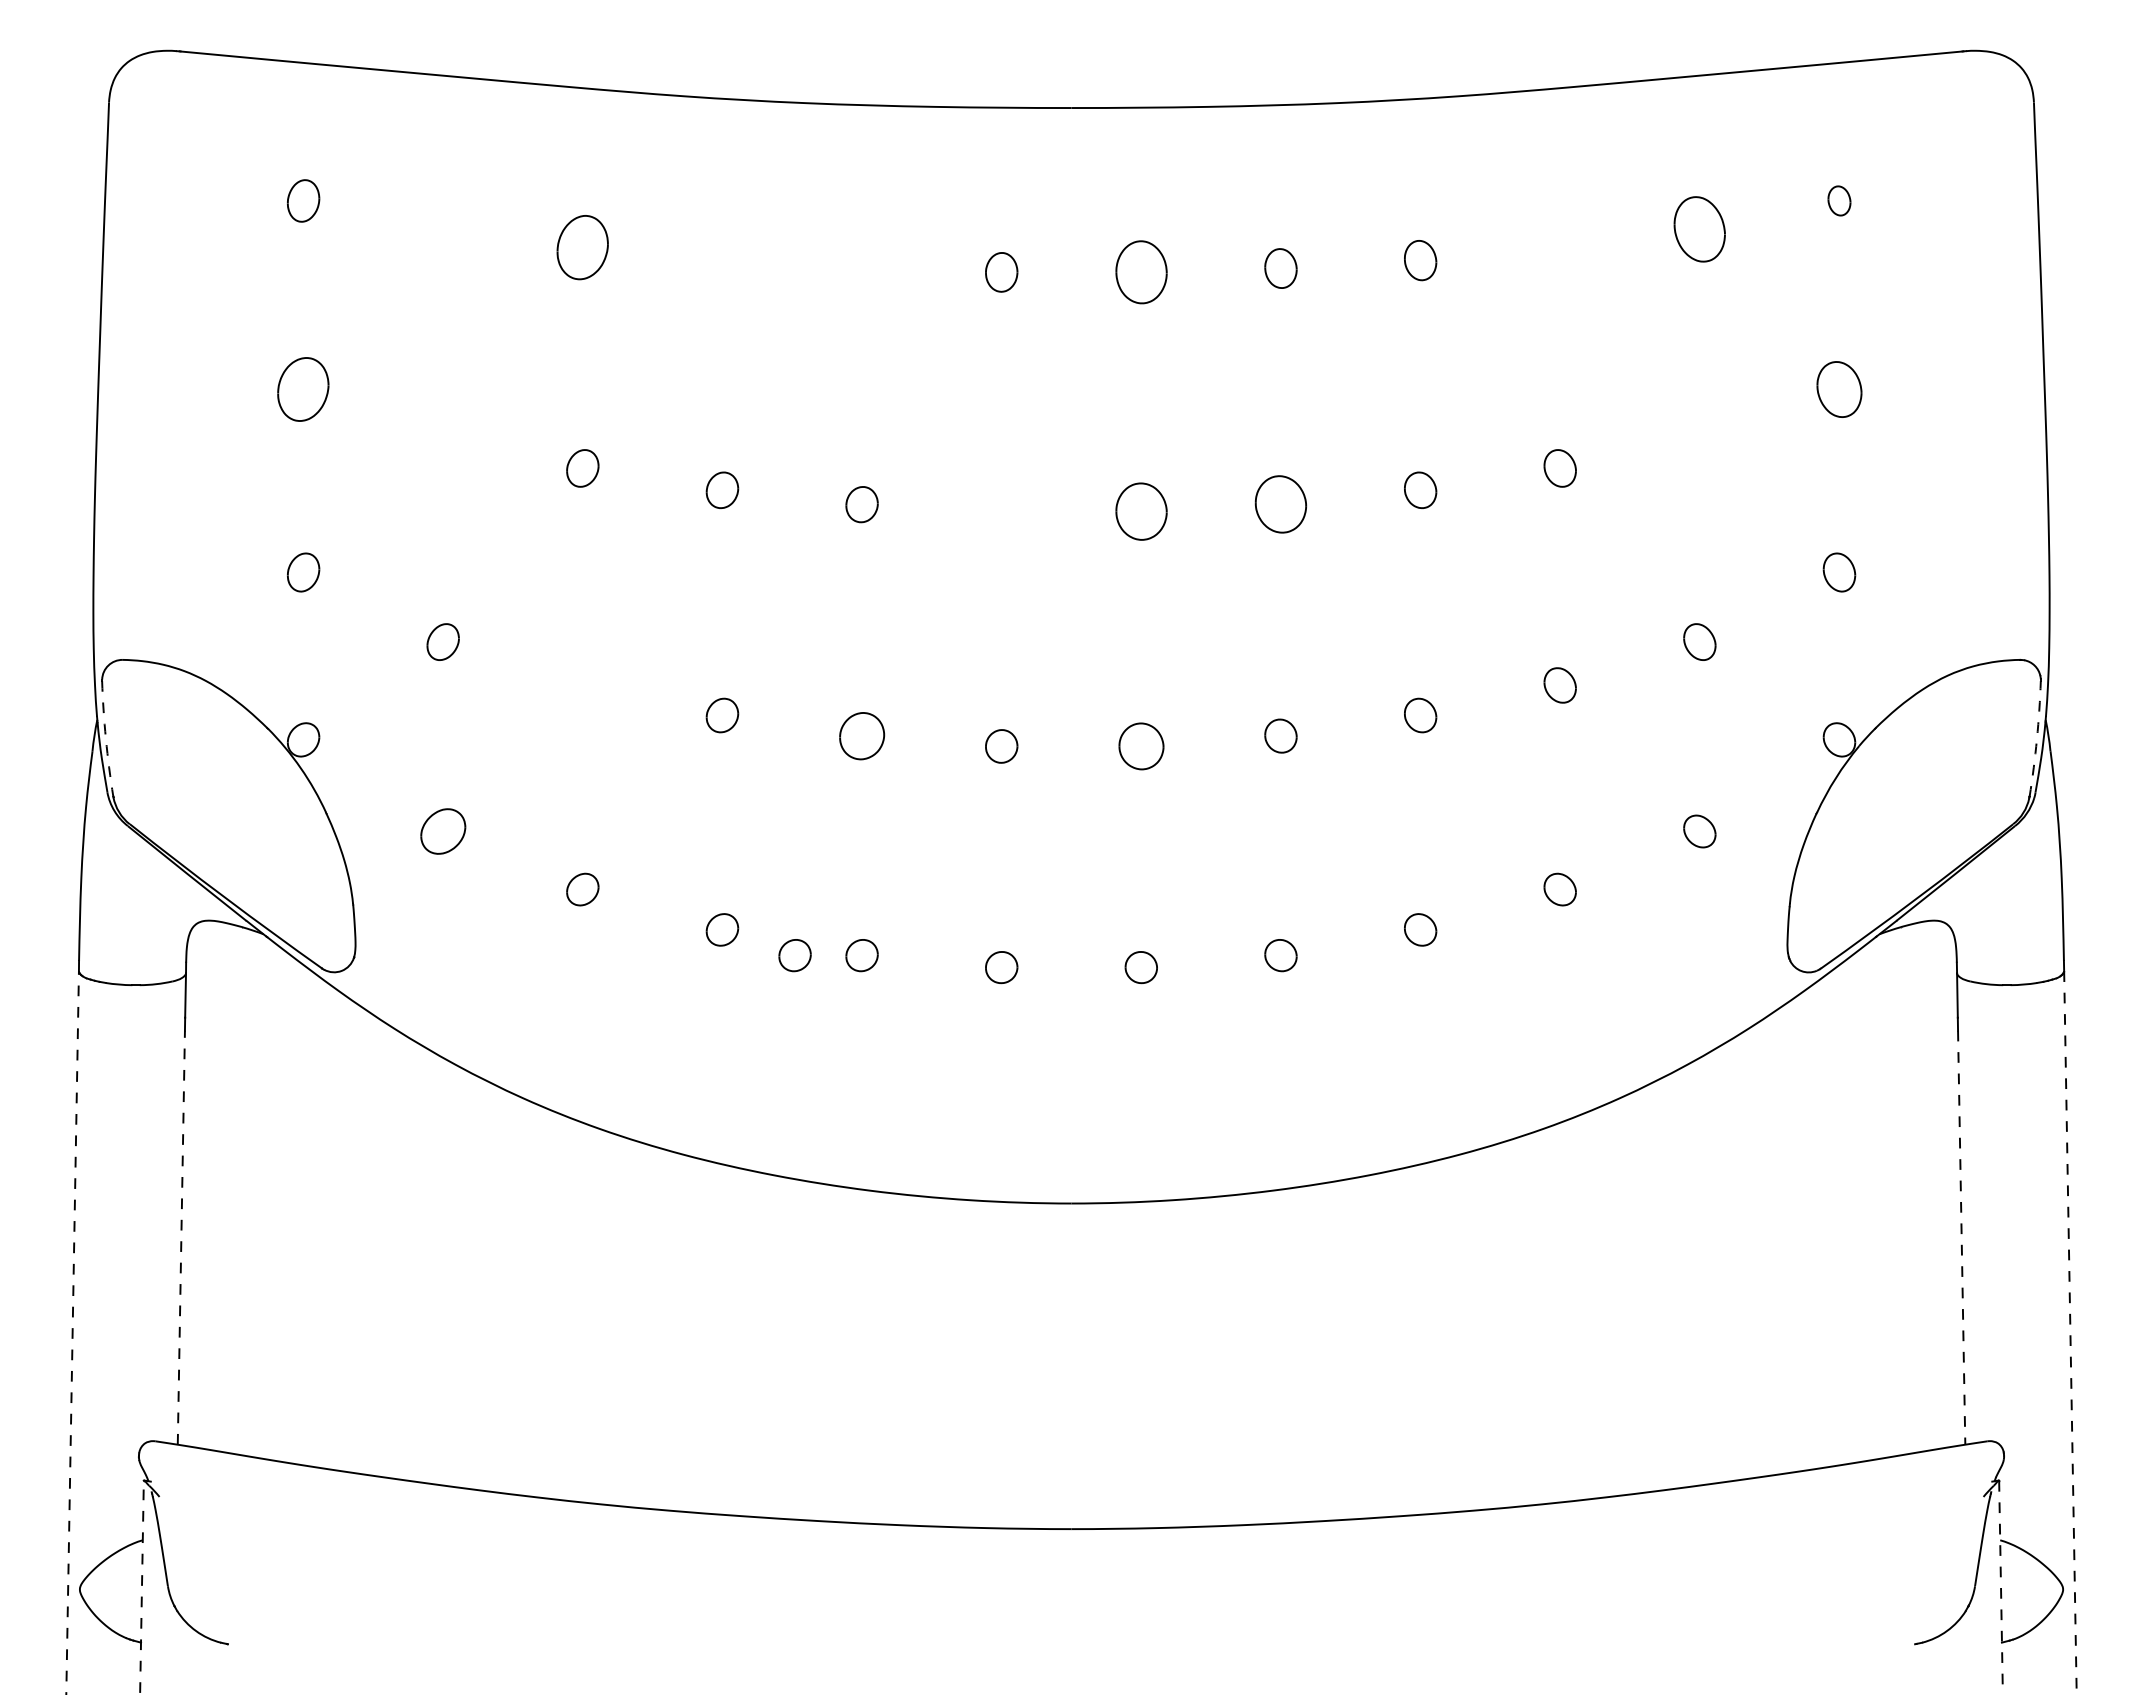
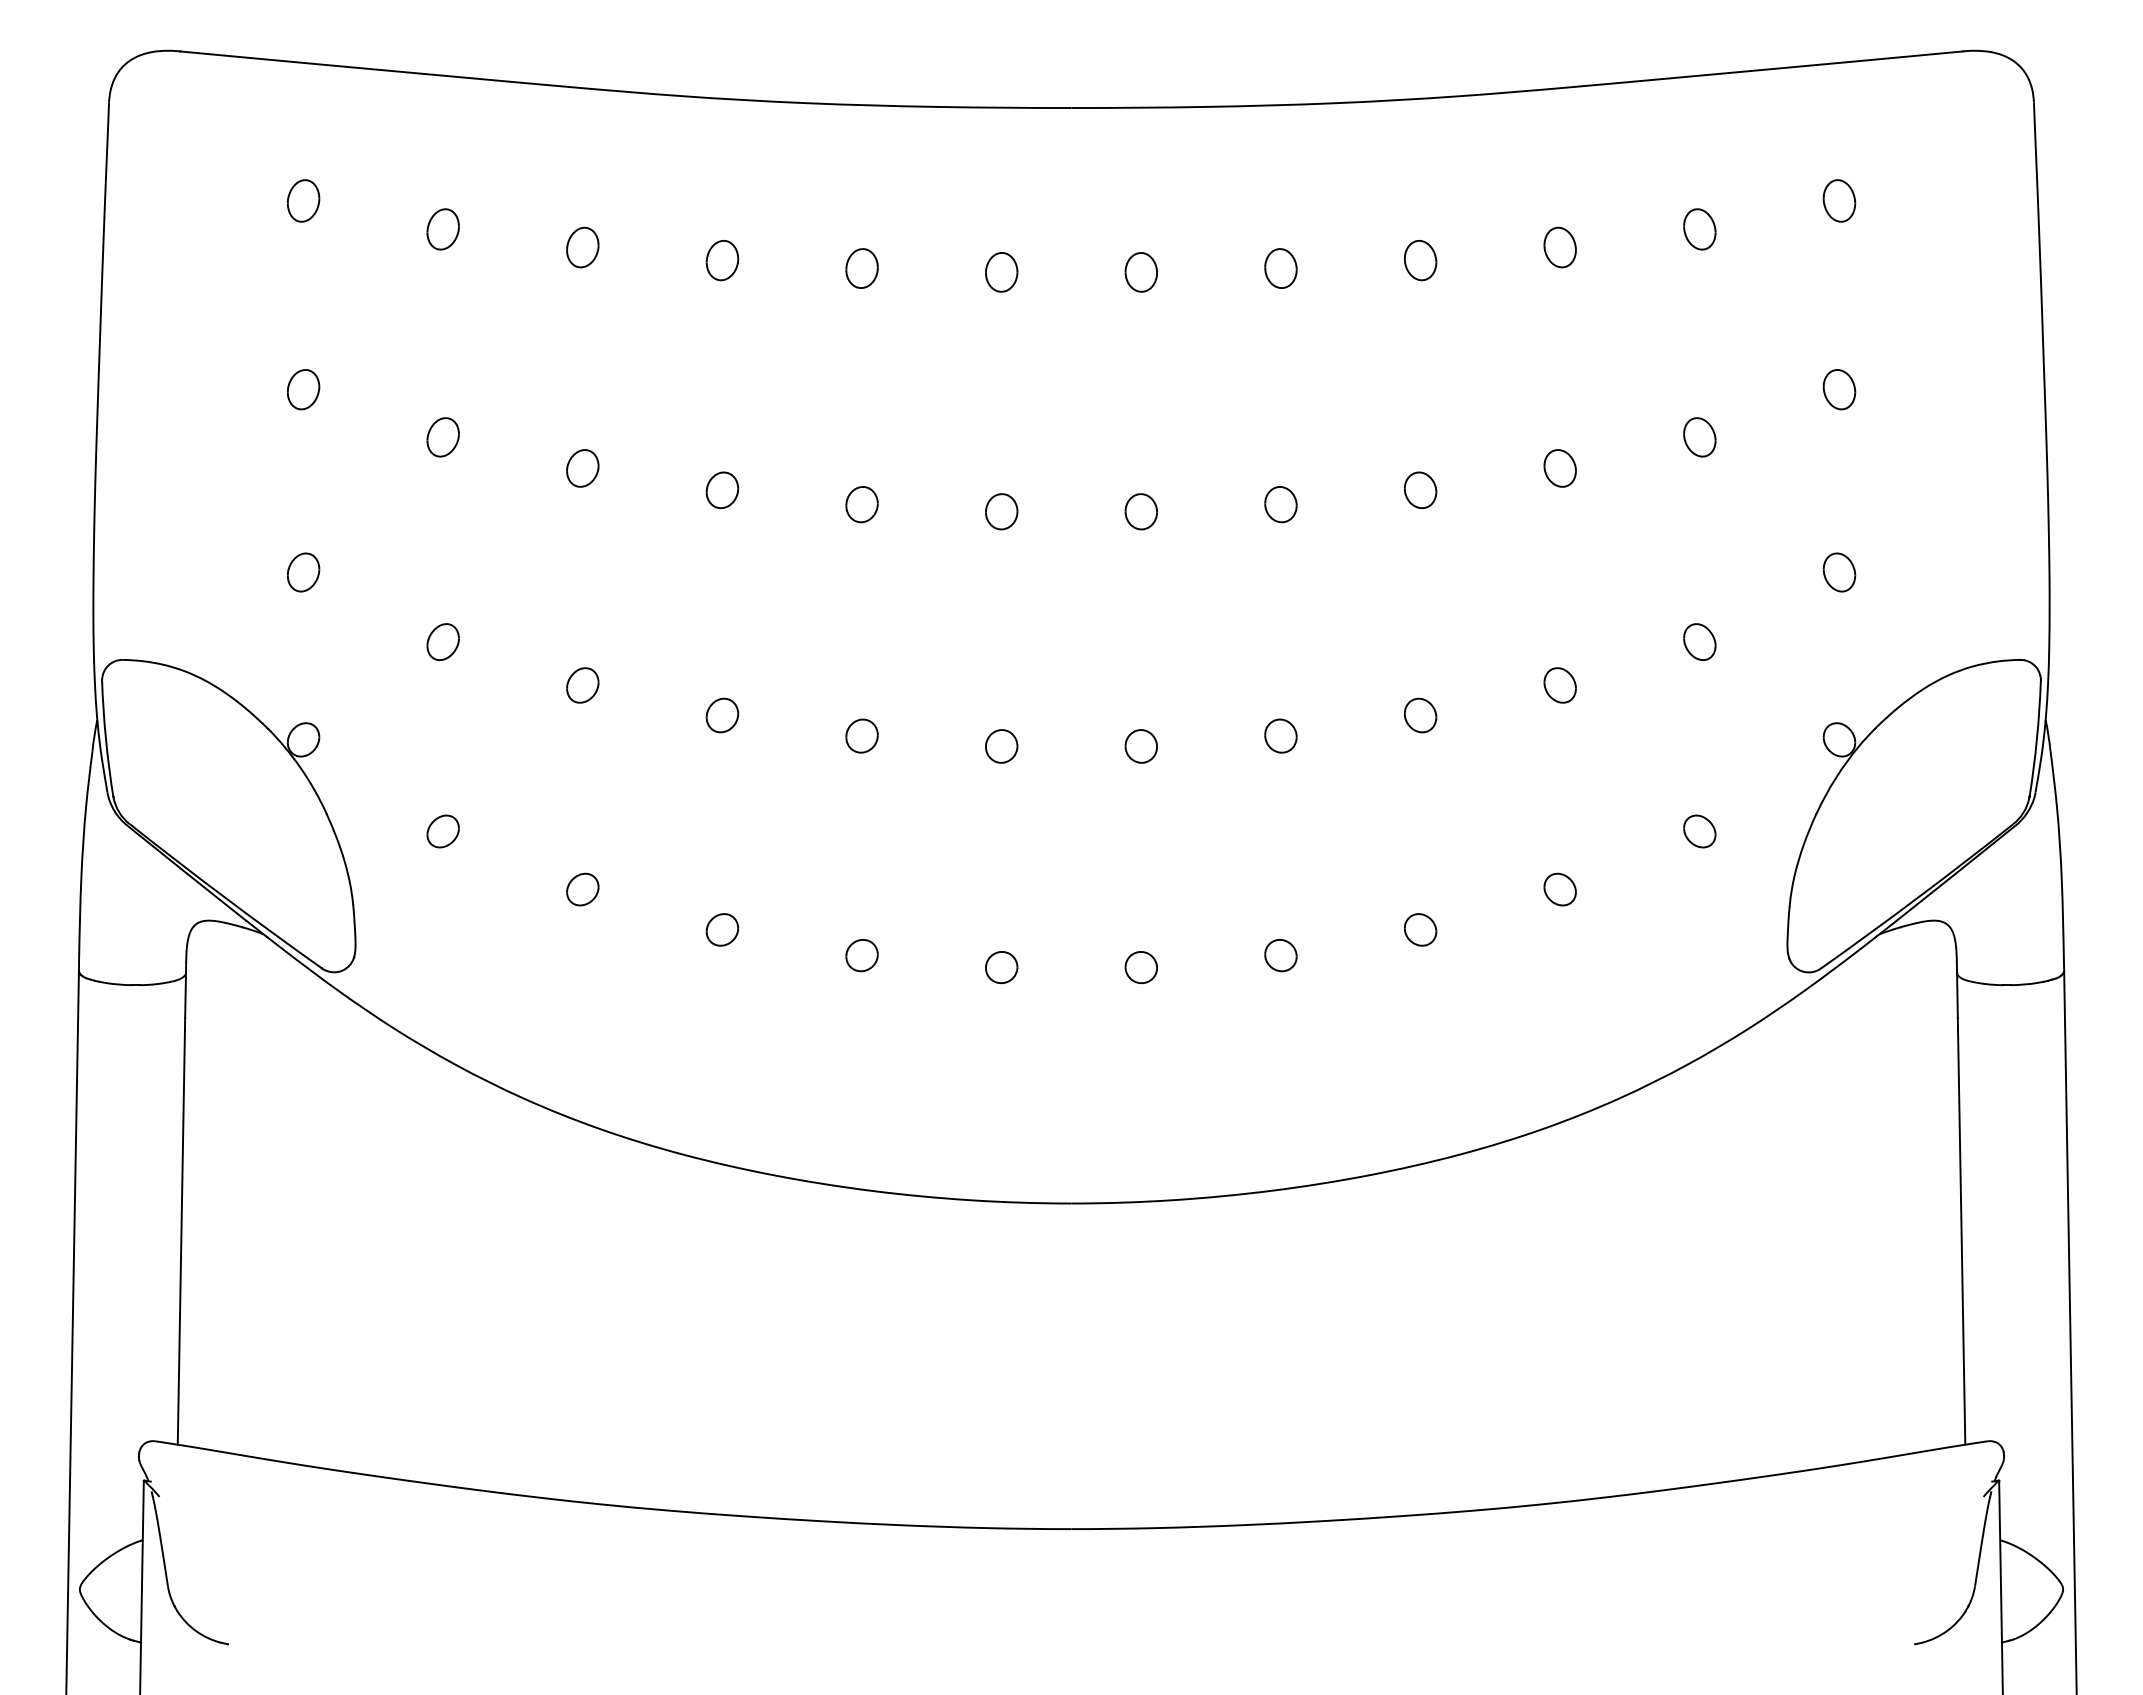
part size: 25x32 px -> 35x44 px (1839, 200)
part: none -> present (442, 229)
part size: 53x67 px -> 34x43 px (1699, 229)
part size: 53x66 px -> 34x43 px (582, 247)
part: none -> present (1559, 247)
part: none -> present (722, 260)
part: none -> present (861, 268)
part size: 53x65 px -> 34x41 px (1140, 272)
part size: 53x65 px -> 34x42 px (303, 389)
part size: 47x57 px -> 35x42 px (1839, 389)
part: none -> present (442, 437)
part: none -> present (1699, 437)
part size: 54x59 px -> 34x38 px (1280, 504)
part: none -> present (1001, 511)
part size: 53x59 px -> 34x38 px (1140, 511)
part: none -> present (582, 685)
part size: 47x49 px -> 34x36 px (861, 735)
arc: dashed -> solid (105, 739)
arc: dashed -> solid (2036, 739)
part size: 47x49 px -> 34x35 px (1140, 746)
part size: 47x47 px -> 34x35 px (442, 831)
part: present -> none (794, 955)
line: dashed -> solid (181, 1237)
line: dashed -> solid (1961, 1238)
line: dashed -> solid (72, 1333)
line: dashed -> solid (2070, 1333)
line: dashed -> solid (141, 1587)
line: dashed -> solid (2001, 1587)
